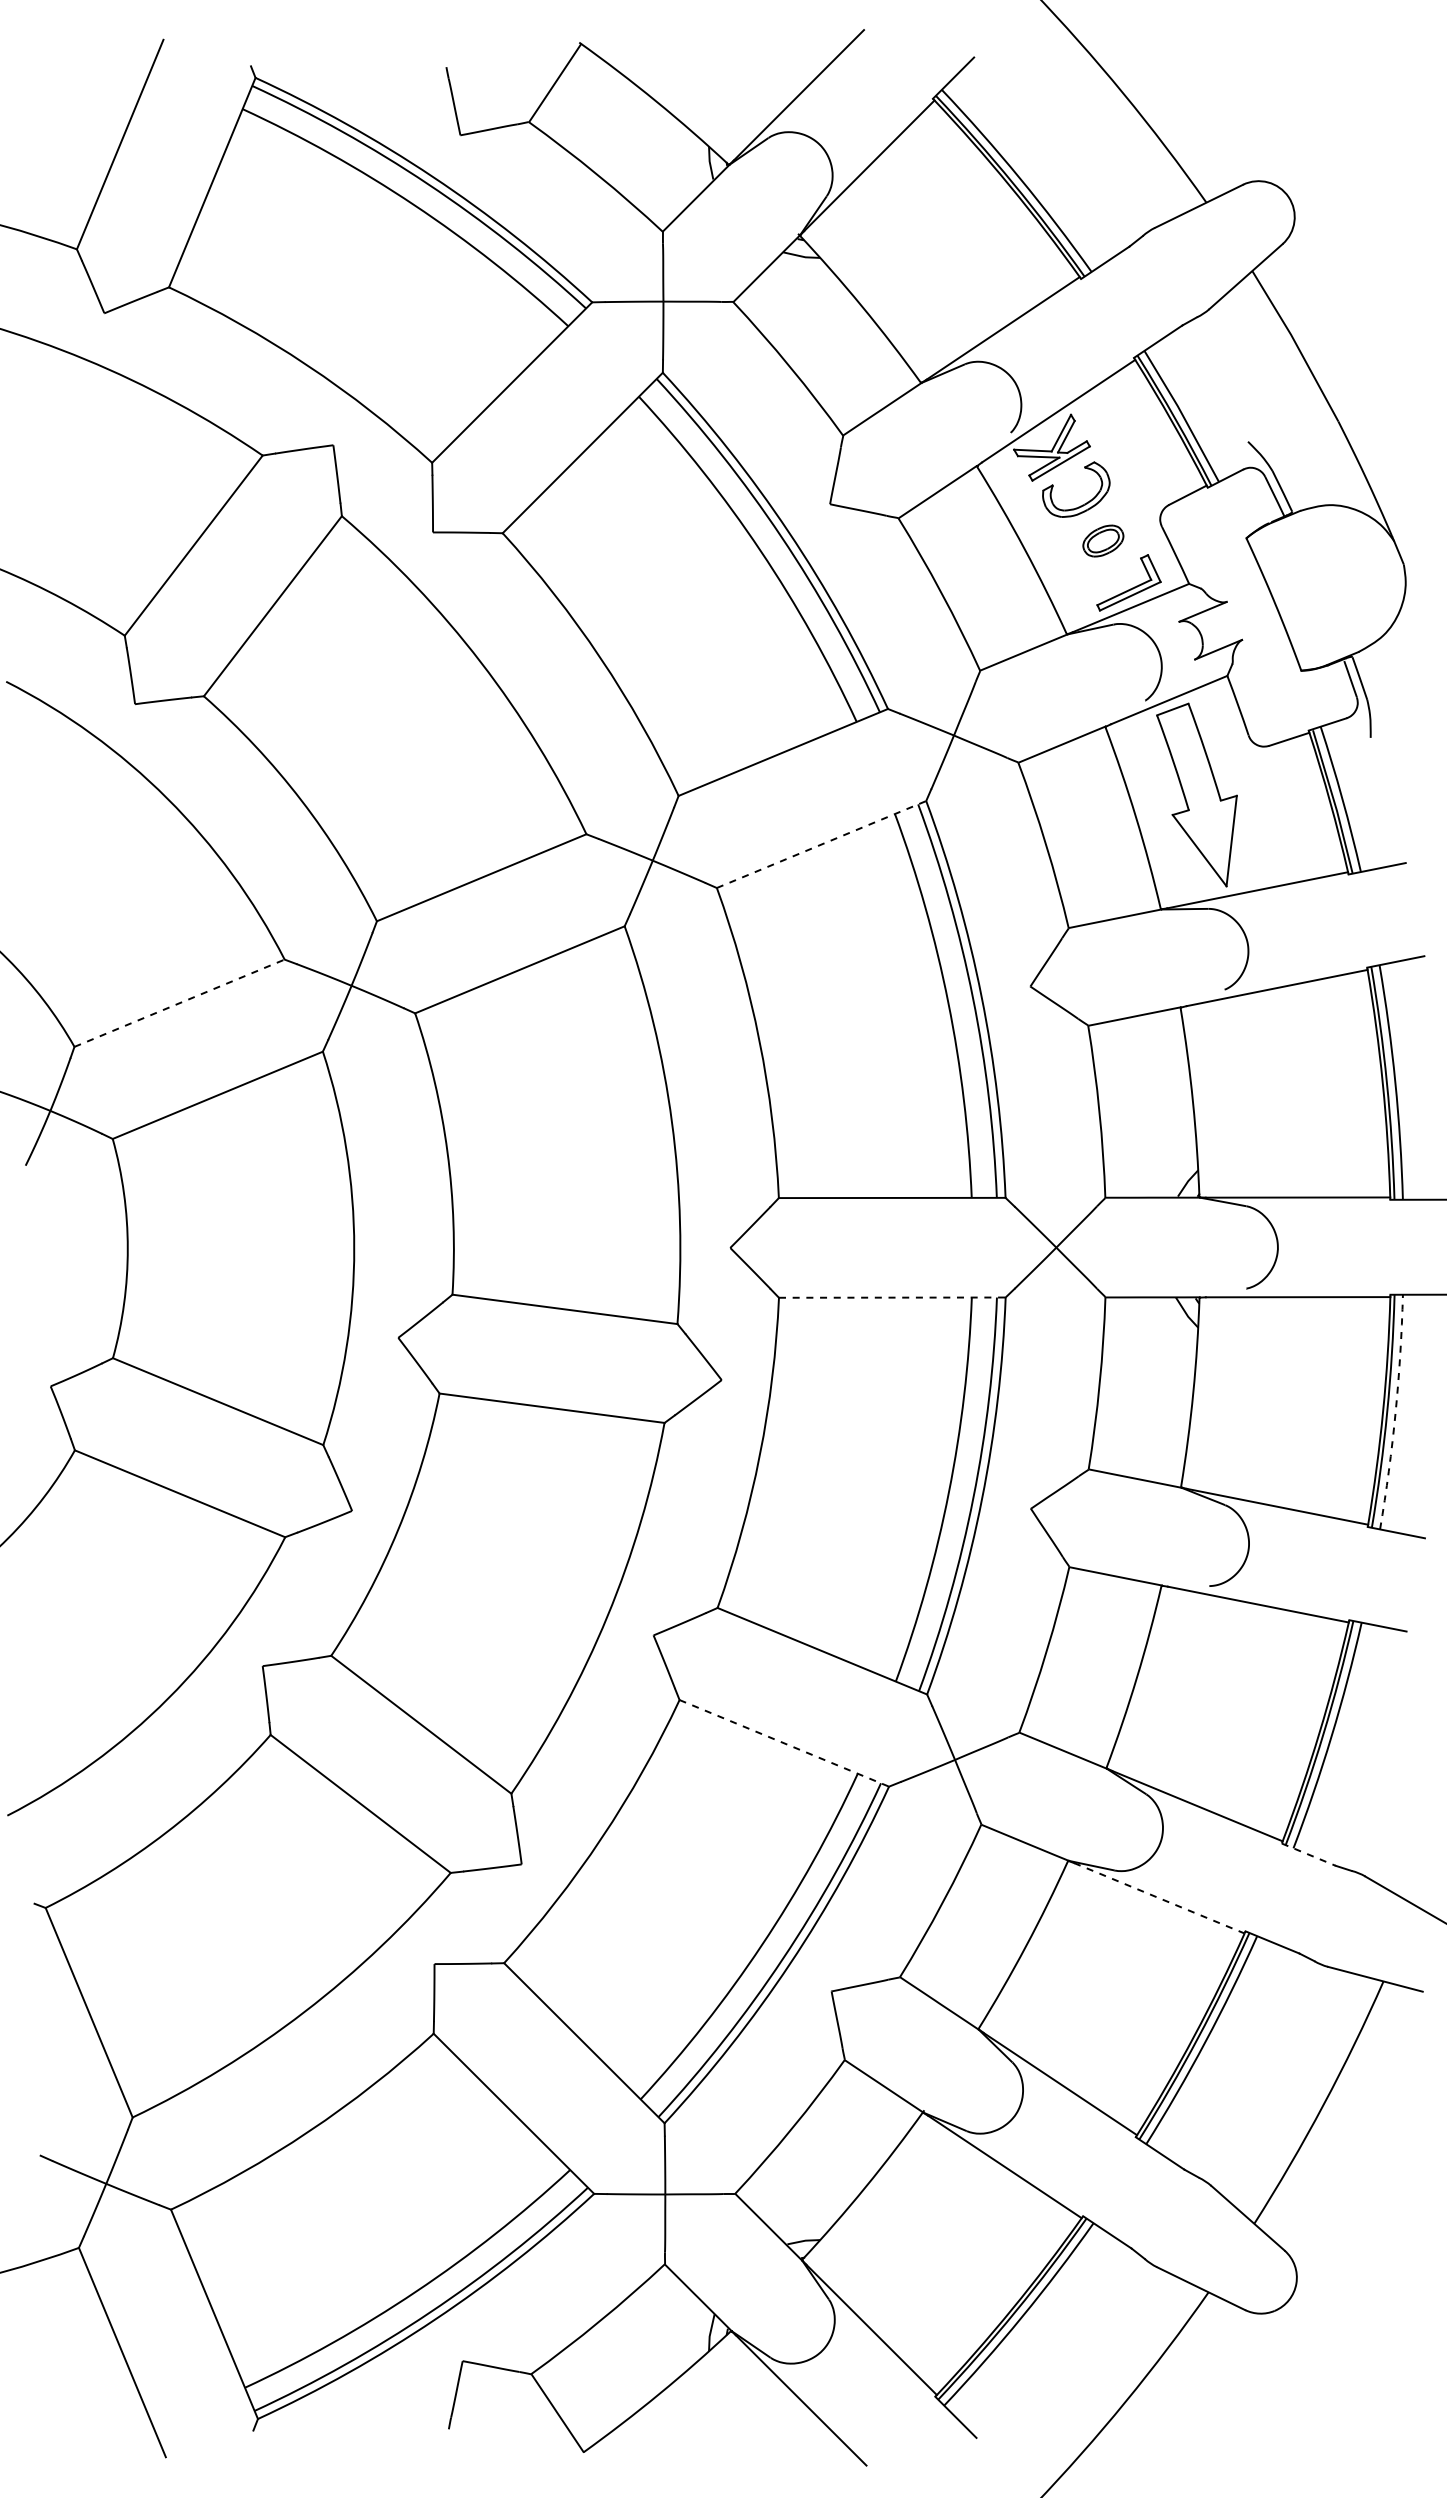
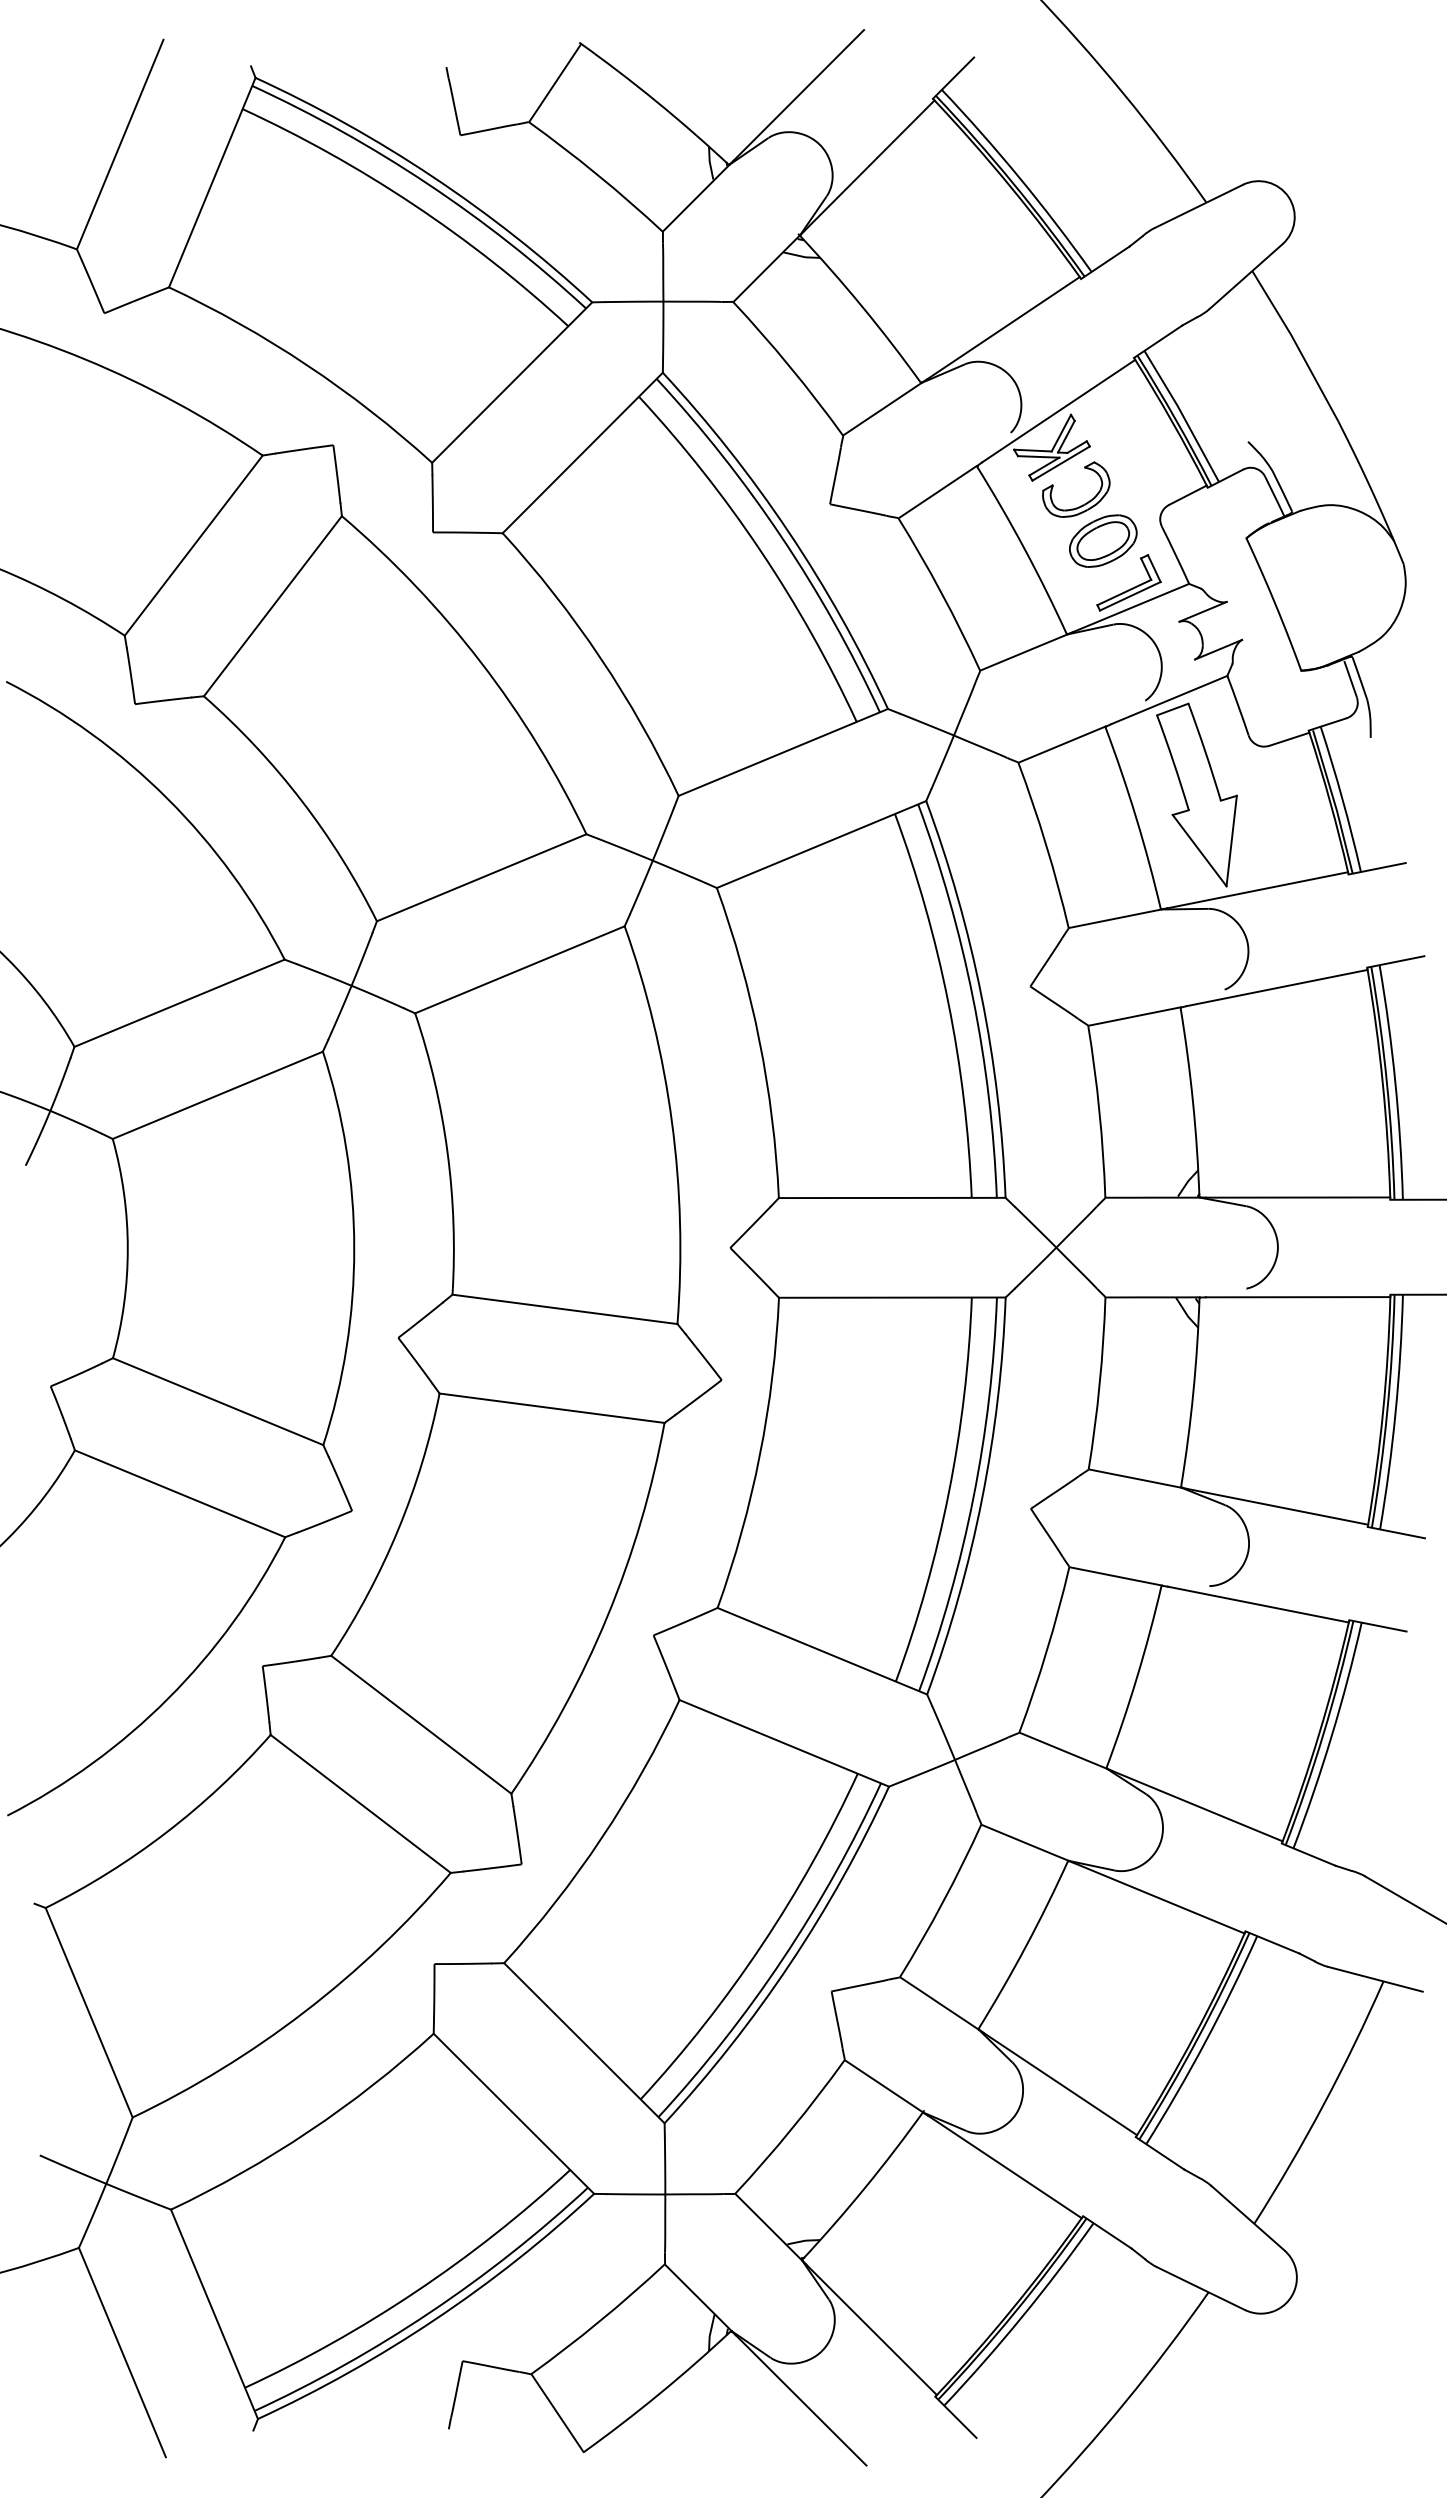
part size: 43x34 px -> 69x54 px (1103, 540)
line: dashed -> solid (822, 844)
line: dashed -> solid (179, 1003)
line: dashed -> solid (892, 1297)
arc: dashed -> solid (1395, 1412)
line: dashed -> solid (784, 1743)
line: dashed -> solid (1309, 1854)
line: dashed -> solid (1159, 1898)
